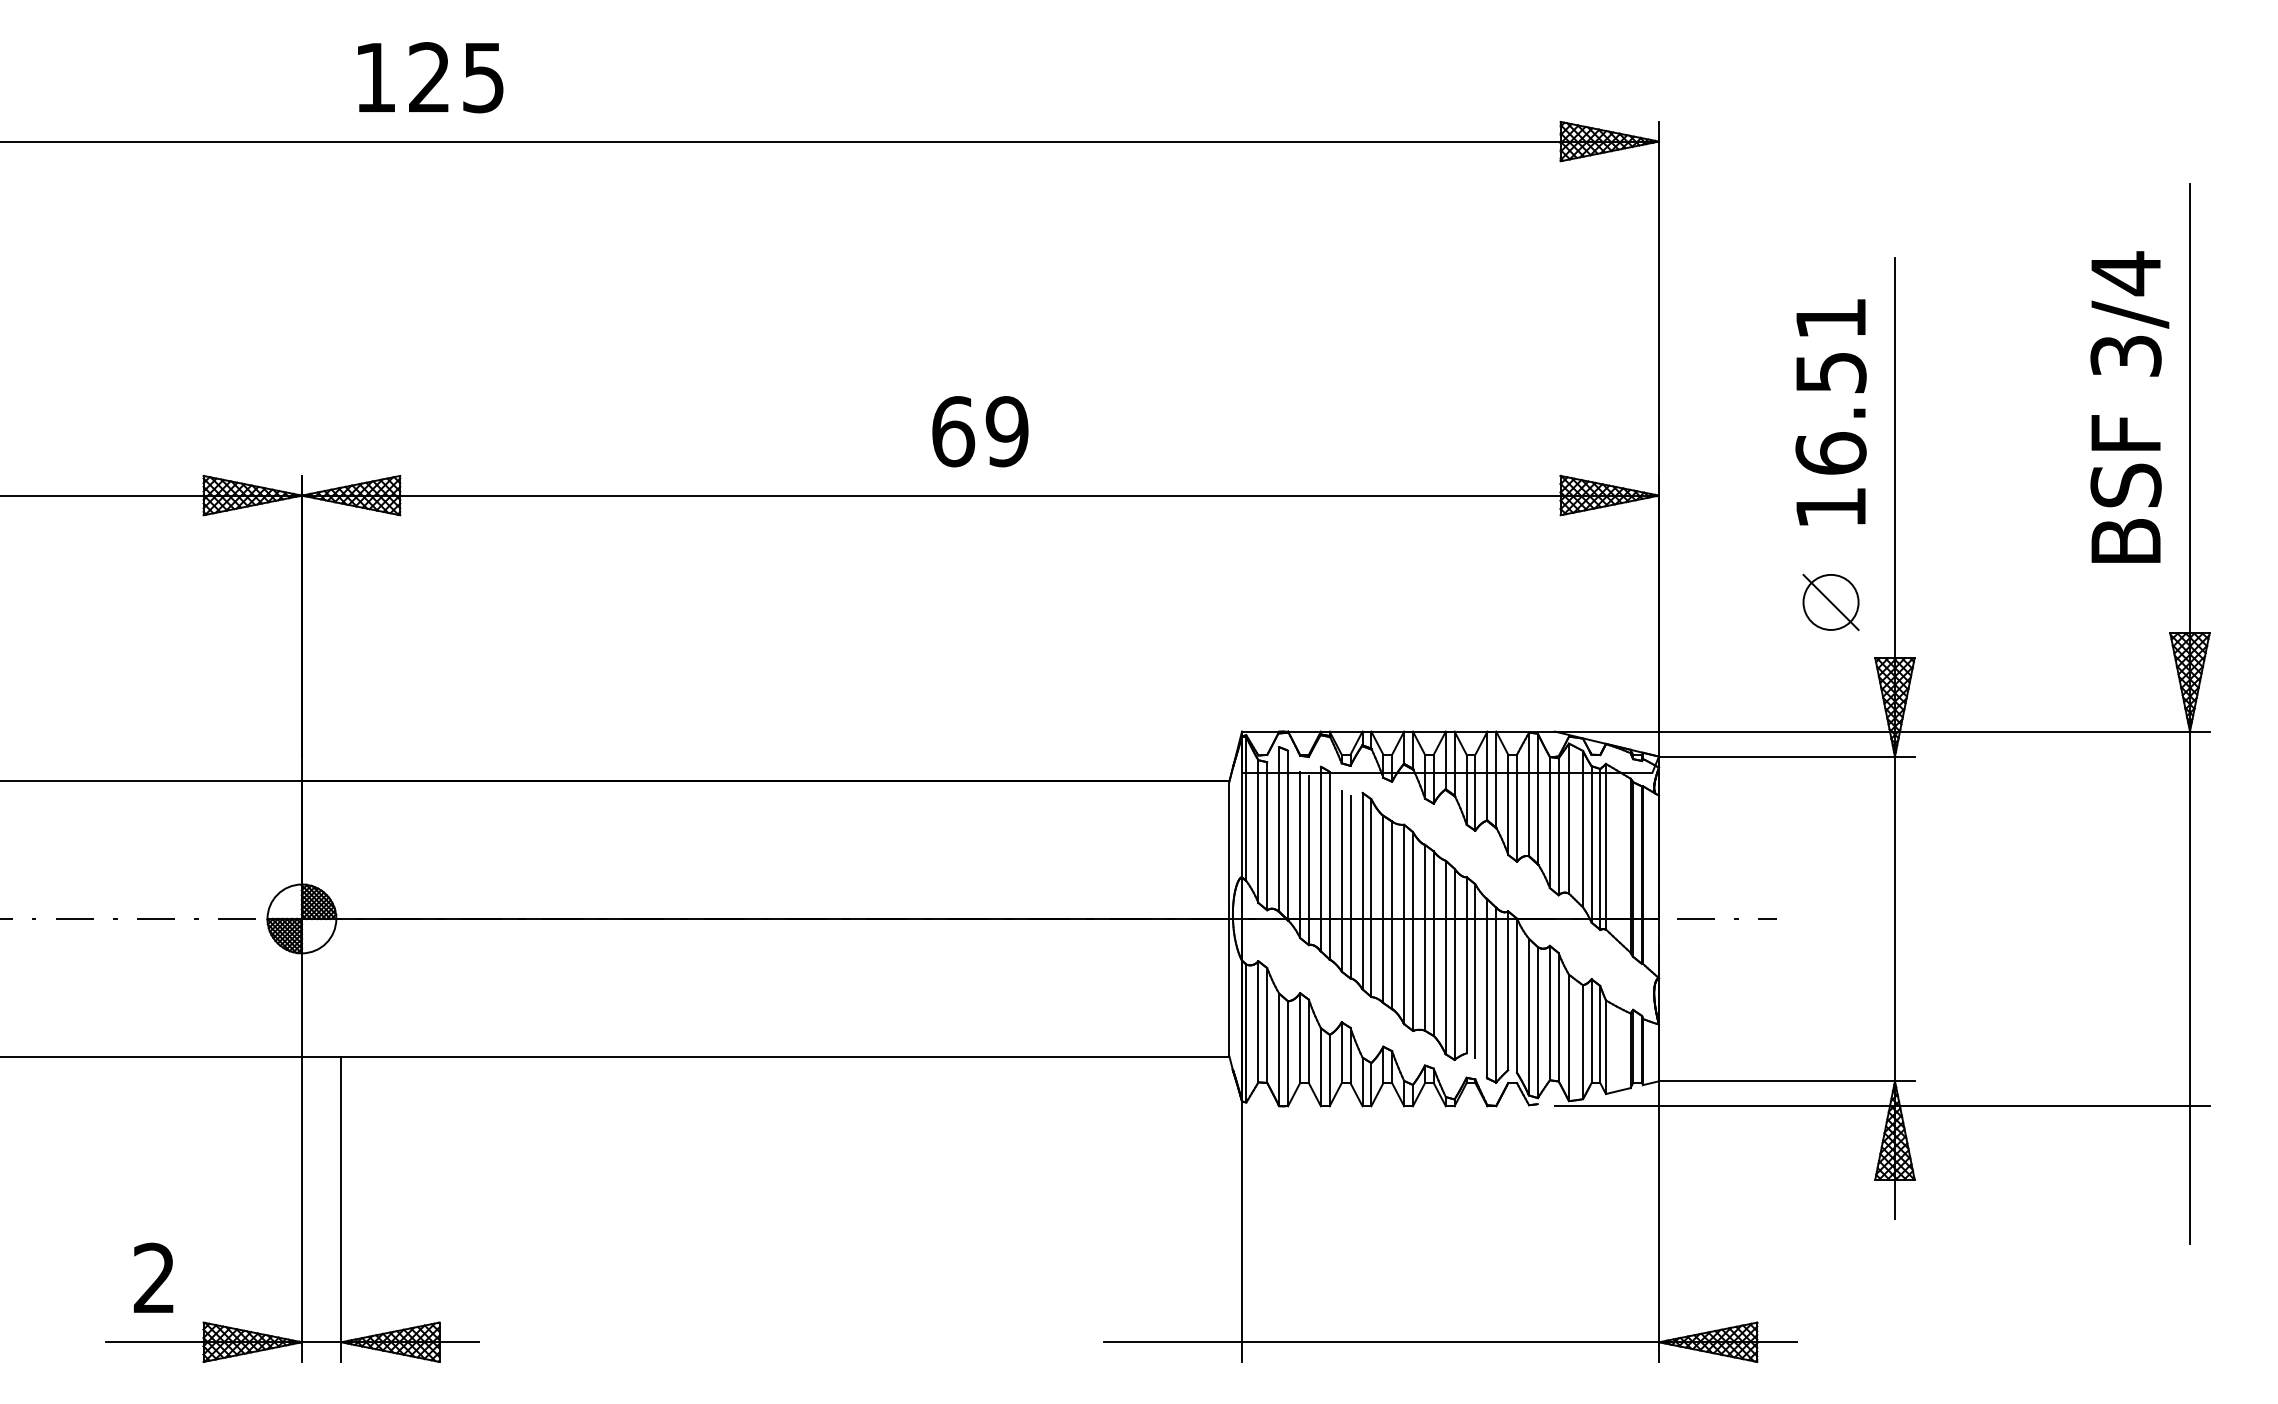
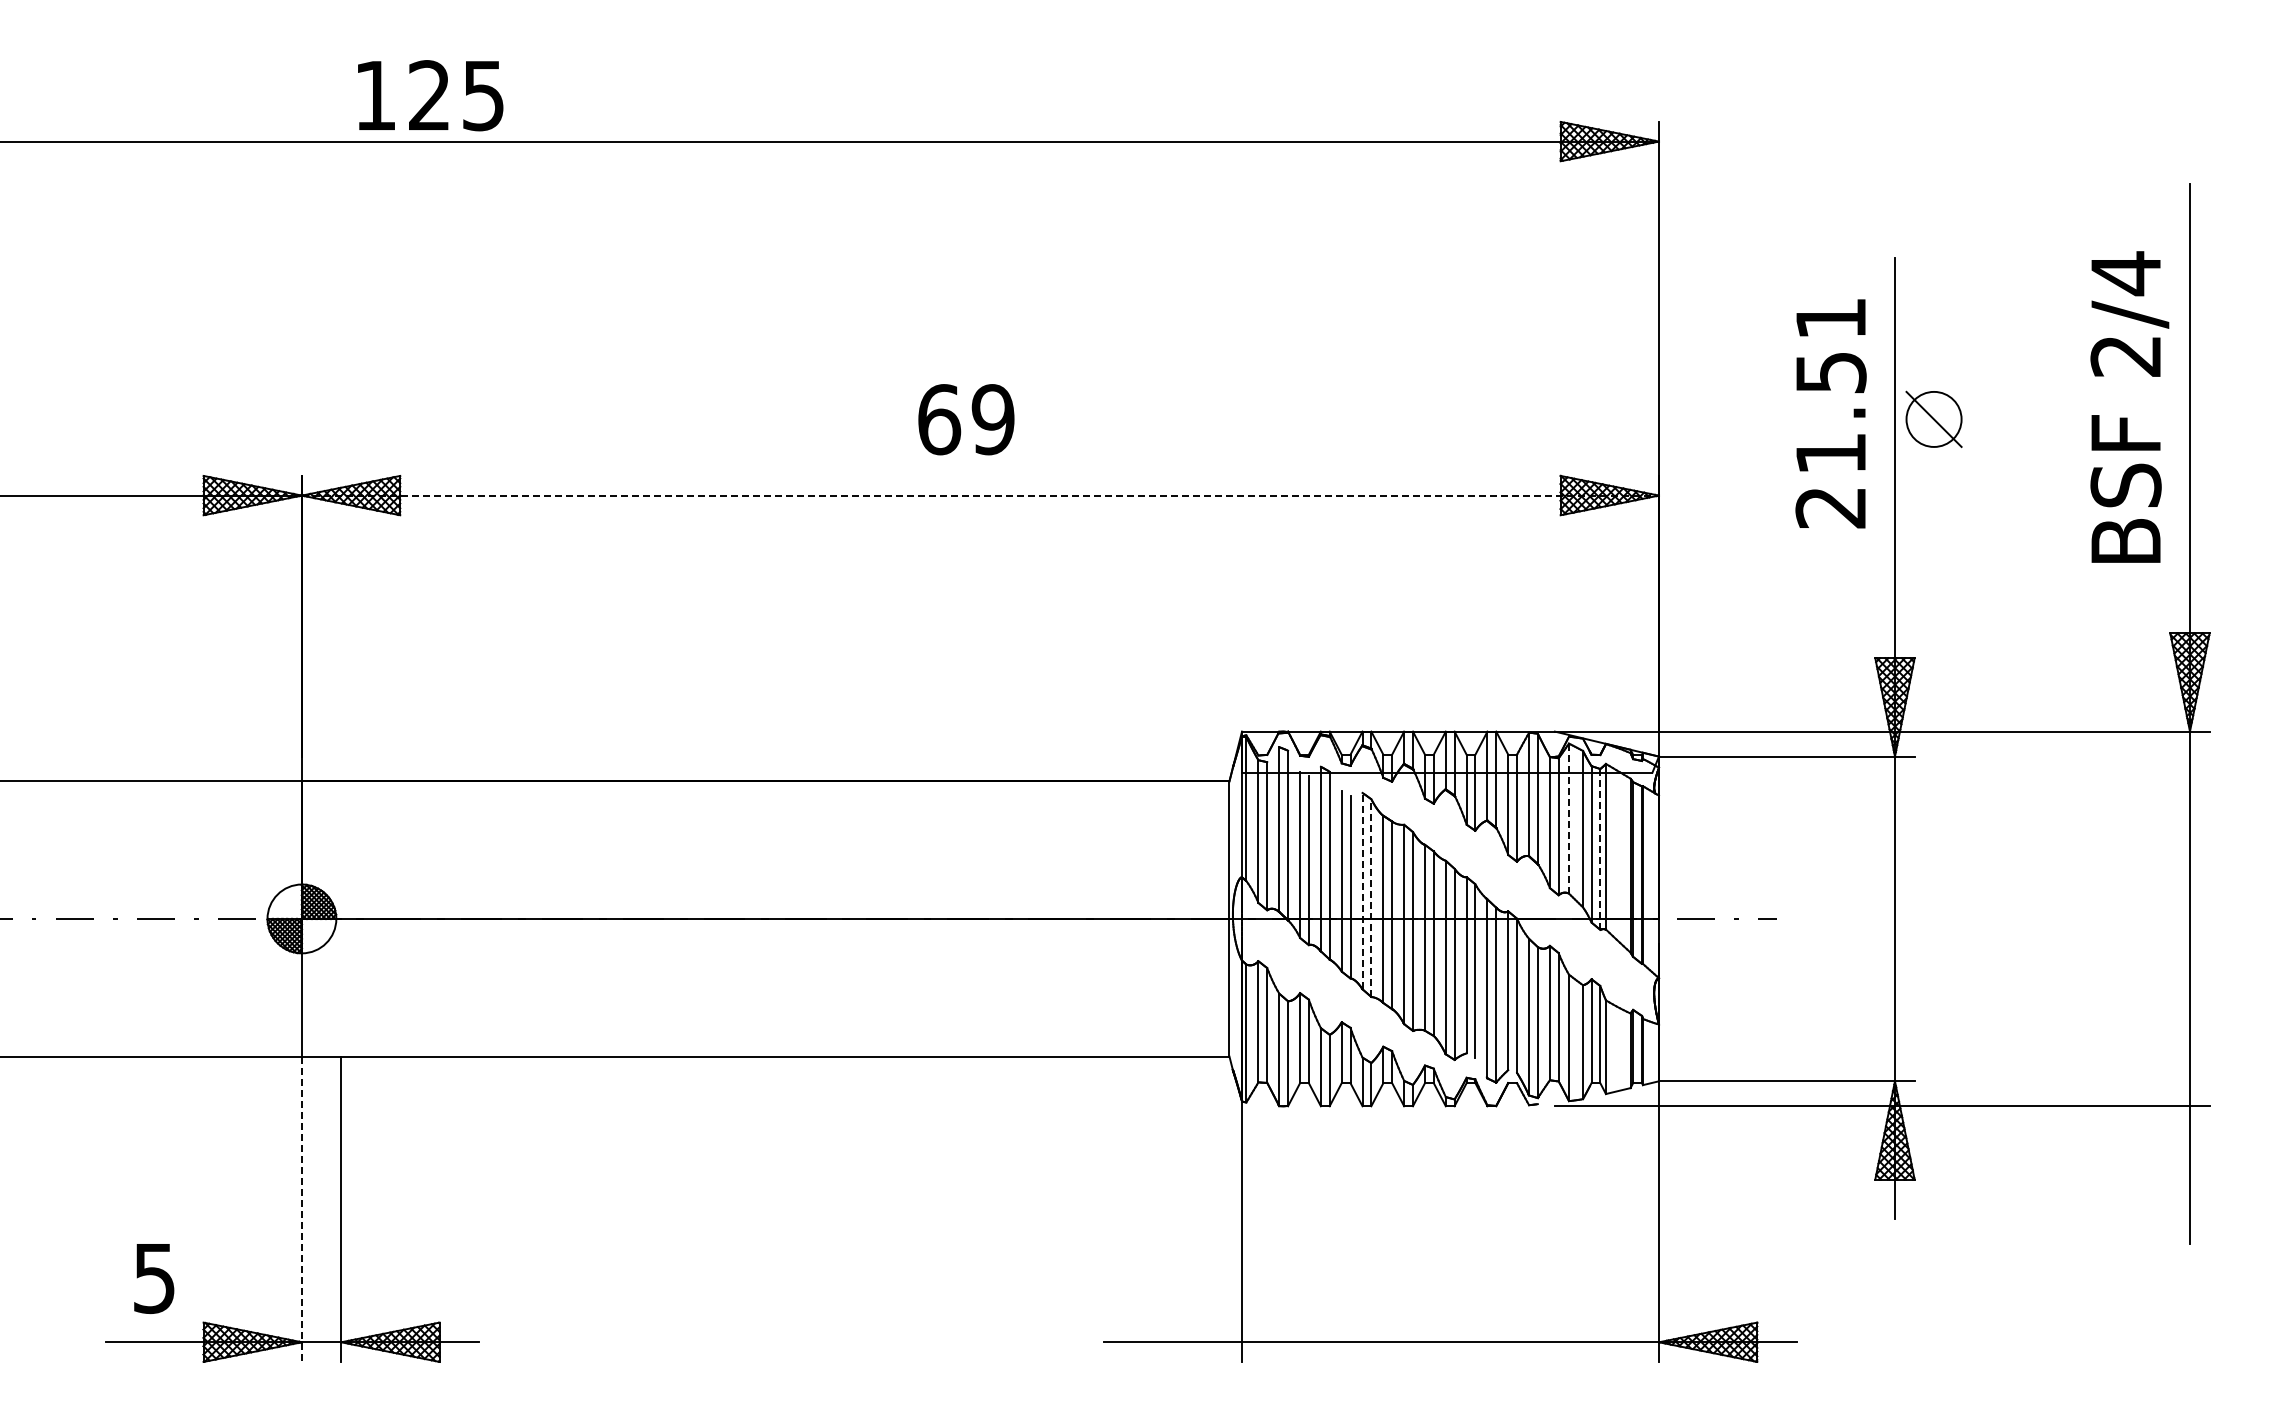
text position: (430, 77) -> (430, 95) (430, 95)
text: 3/4 -> 2/4 (2125, 355)
text position: (980, 431) -> (966, 419) (966, 419)
text: 16.51 -> 21.51 (1830, 480)
line: solid -> dashed (980, 495)
part position: (1830, 601) -> (1933, 418) (1933, 418)
line: solid -> dashed (1568, 818)
line: solid -> dashed (1600, 848)
line: solid -> dashed (1362, 890)
line: solid -> dashed (1371, 898)
line: solid -> dashed (301, 1209)
text: 2 -> 5 (153, 1278)
